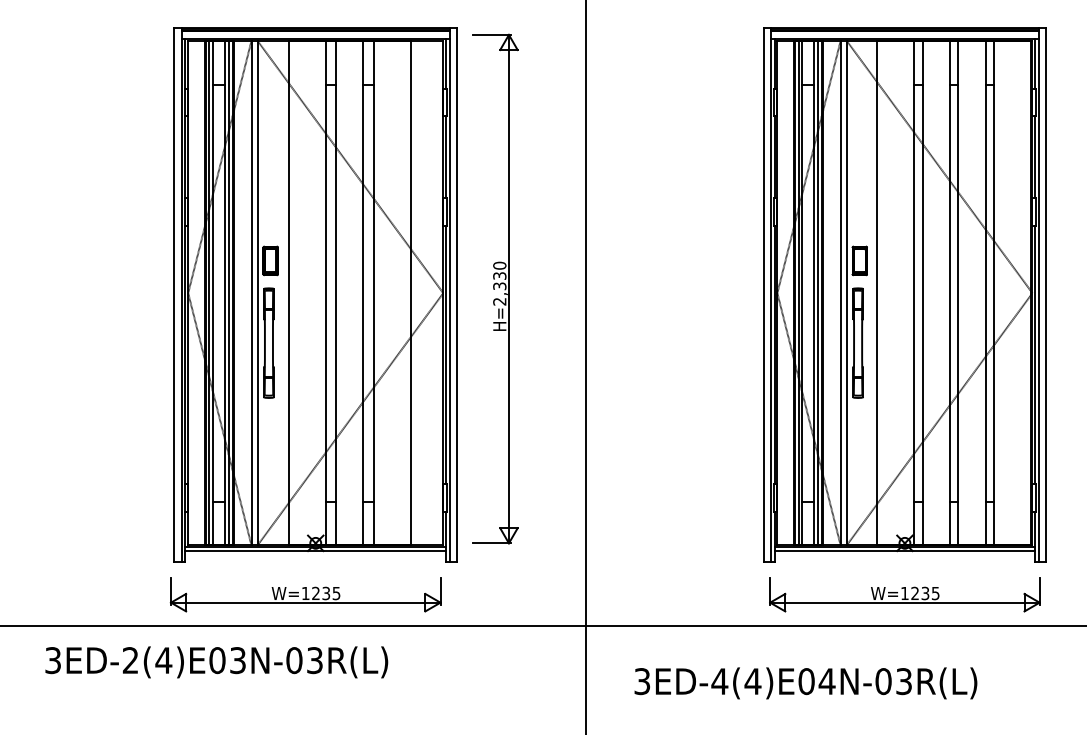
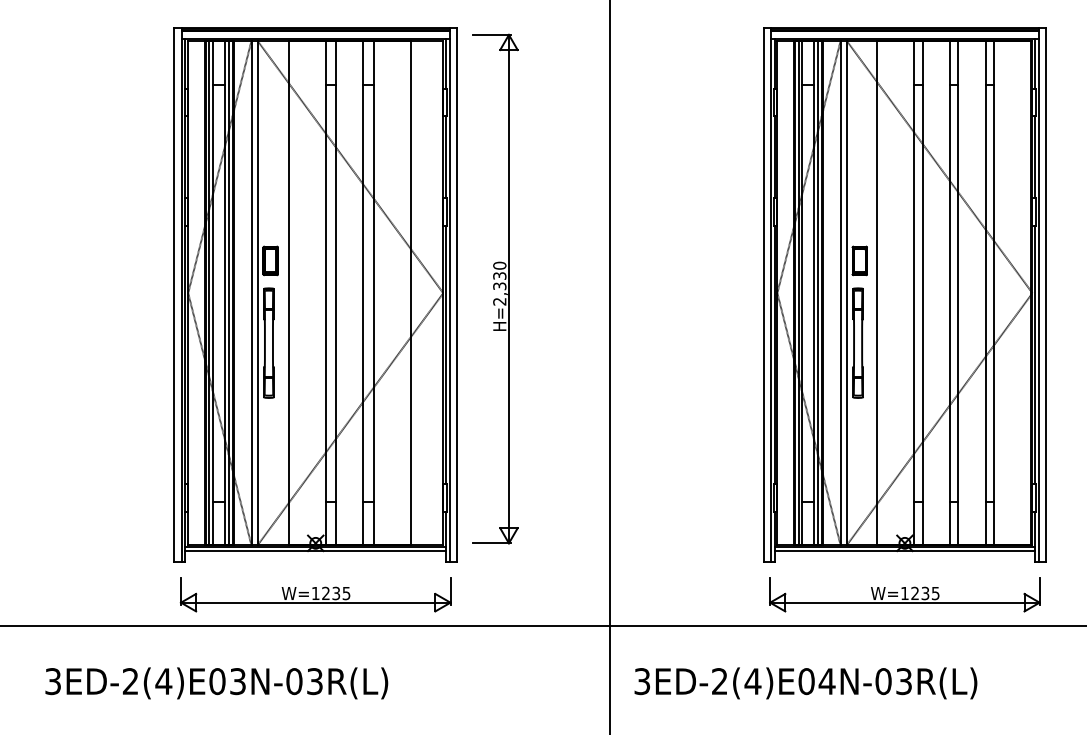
line position: (586, 366) -> (610, 366) (610, 366)
part position: (305, 594) -> (315, 594) (315, 594)
text position: (216, 662) -> (216, 683) (216, 683)
text: 3ED-4(4)E04N-03R(L) -> 3ED-2(4)E04N-03R(L) (719, 681)
